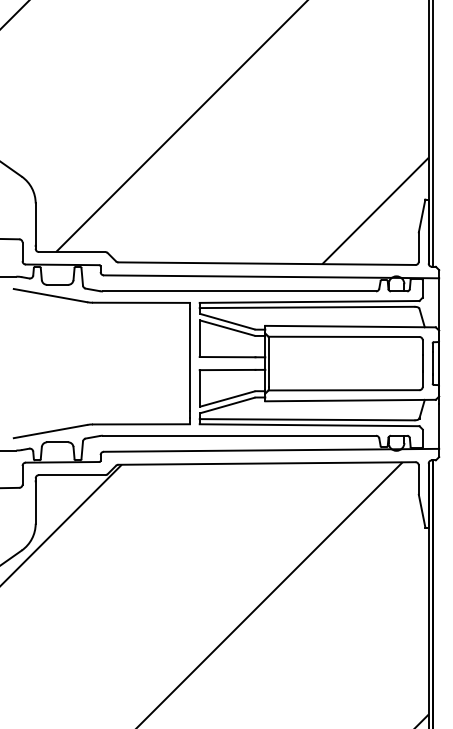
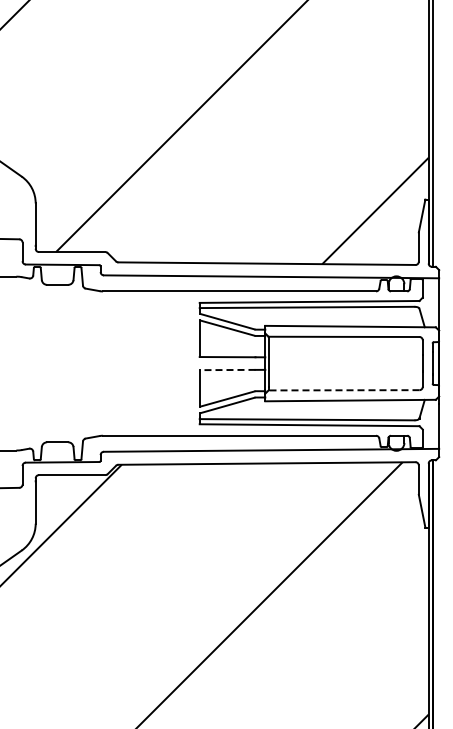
part: present -> none (101, 303)
line: solid -> dashed (227, 370)
line: solid -> dashed (343, 390)
